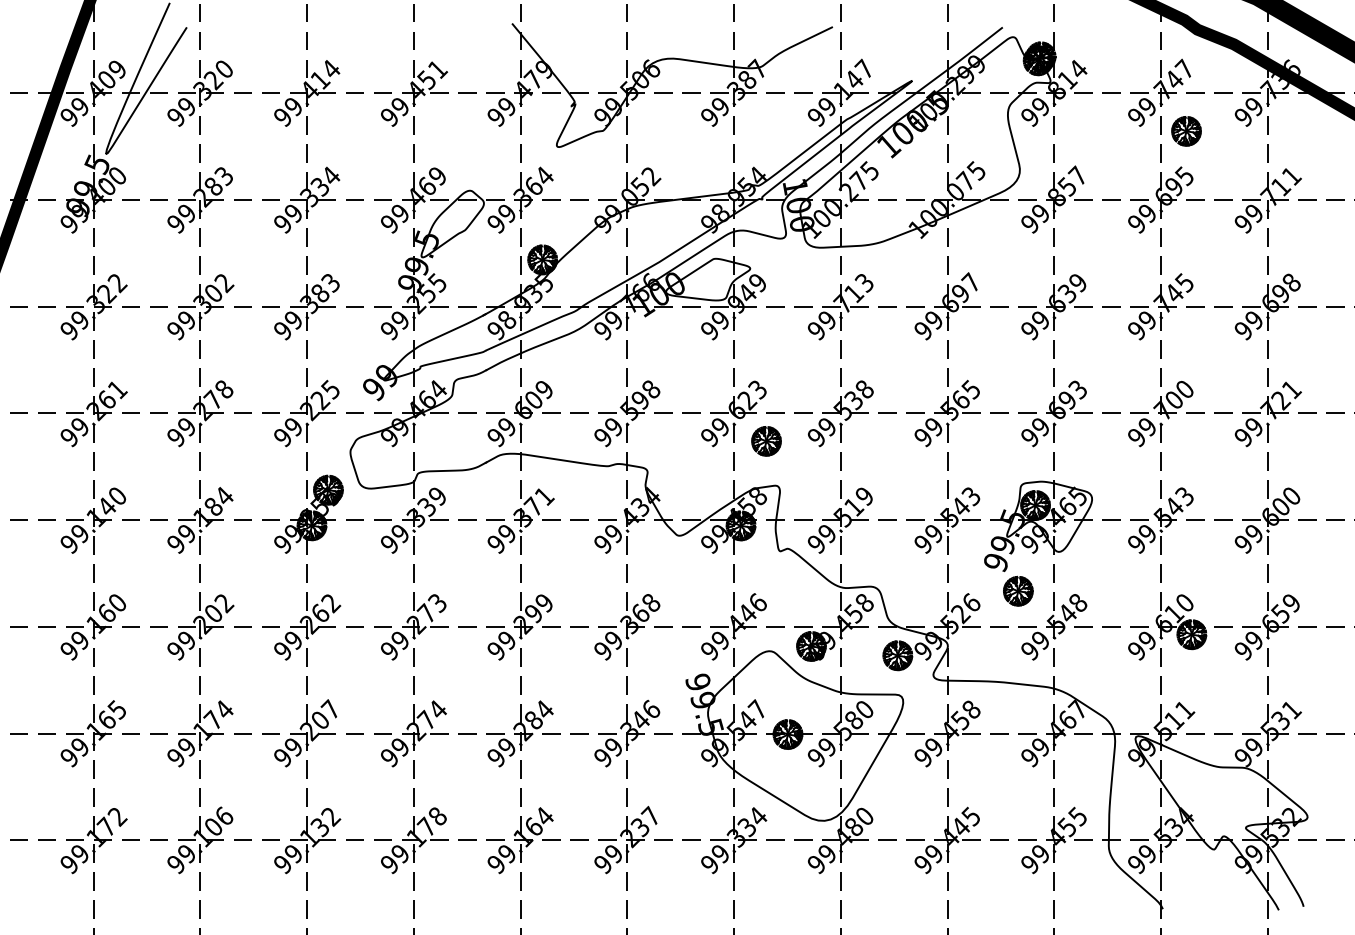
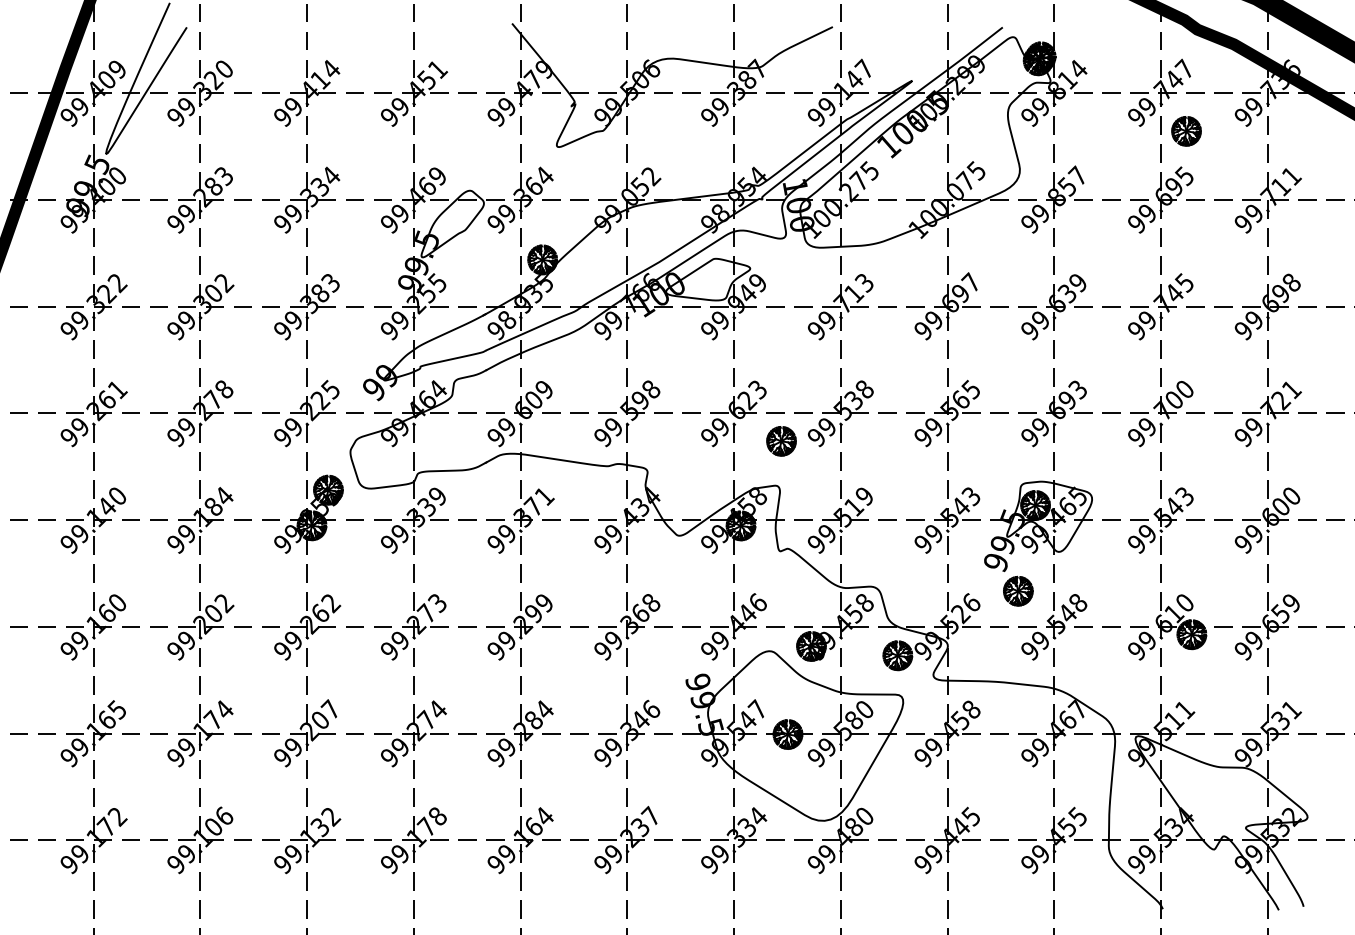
part position: (766, 441) -> (781, 441) (781, 441)
